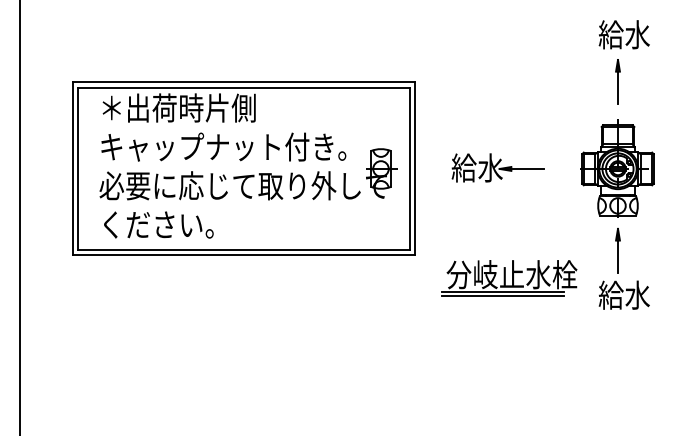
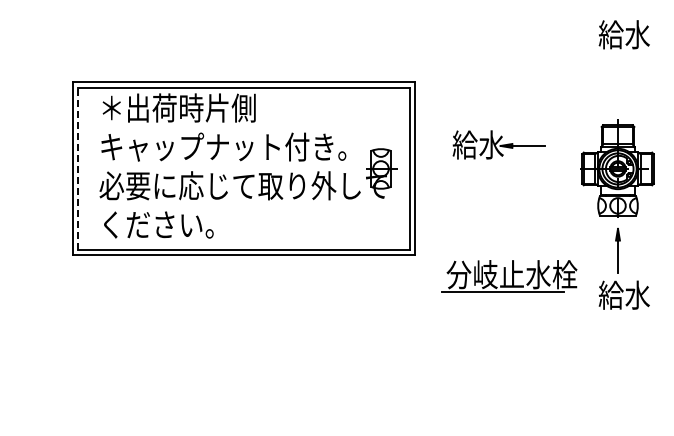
part: present -> none (617, 81)
part position: (497, 167) -> (498, 144) (498, 144)
line: solid -> dashed (78, 168)
line: present -> none (20, 217)
line: present -> none (502, 295)
